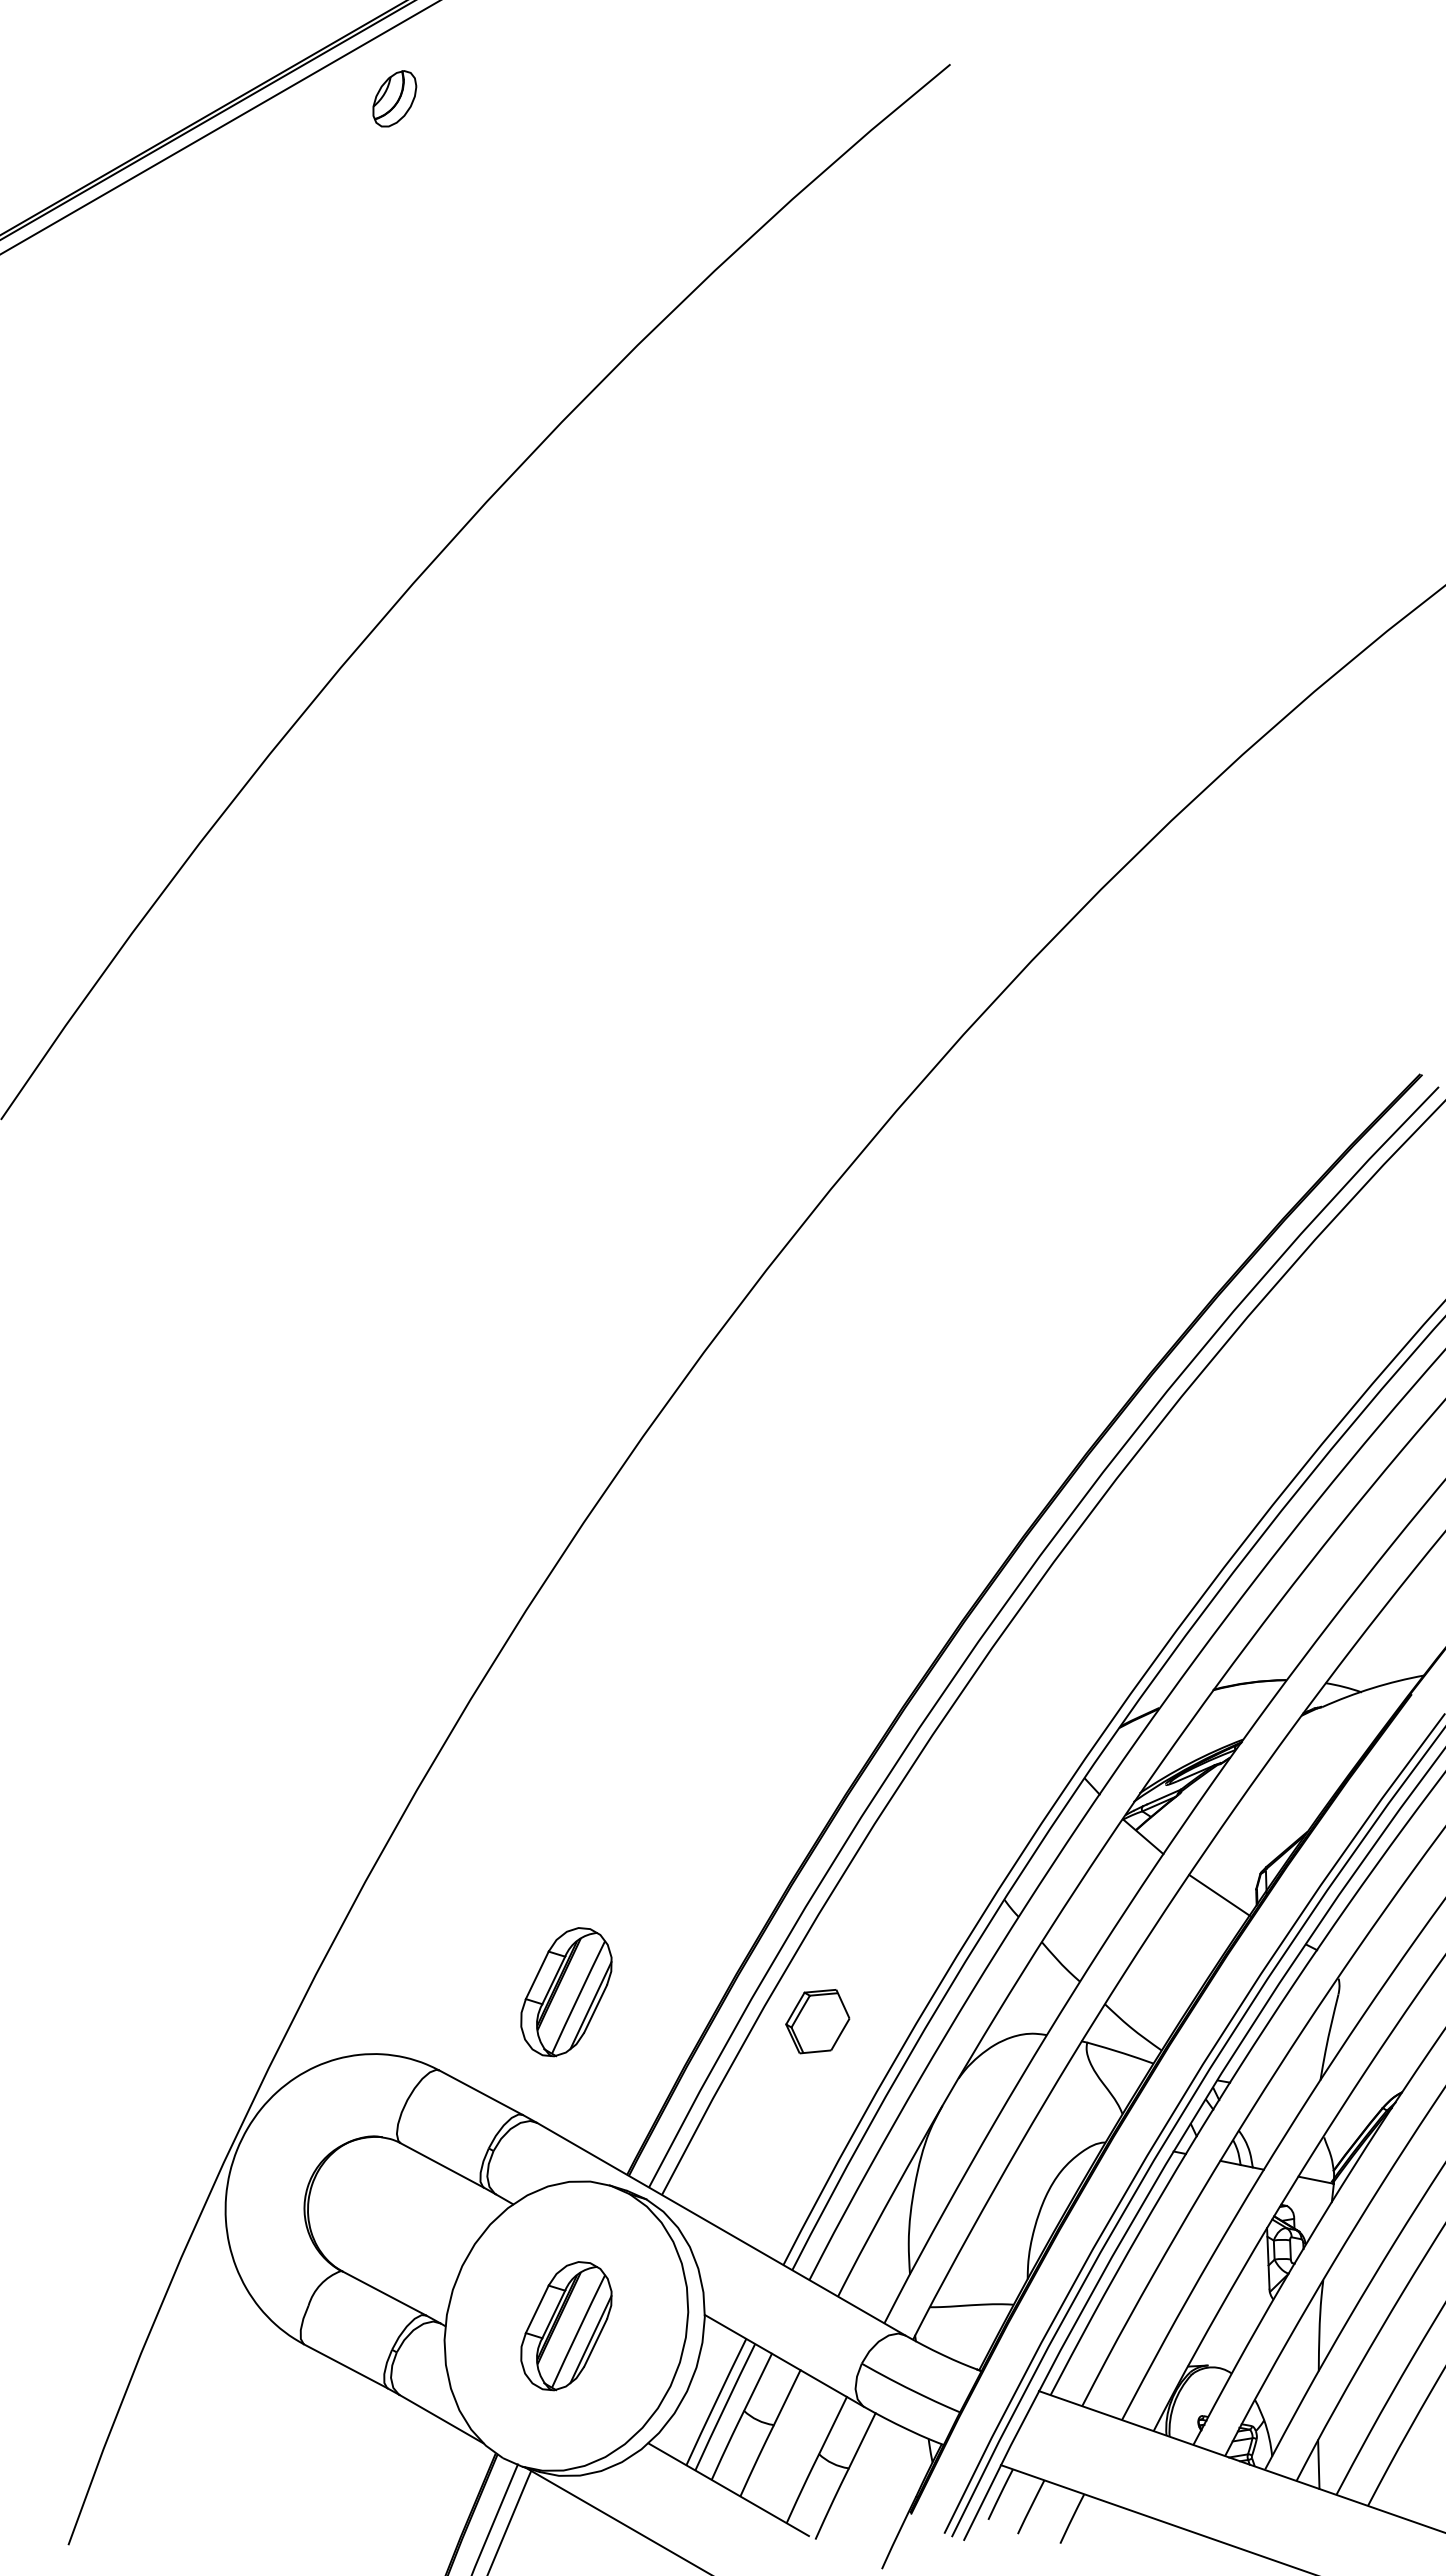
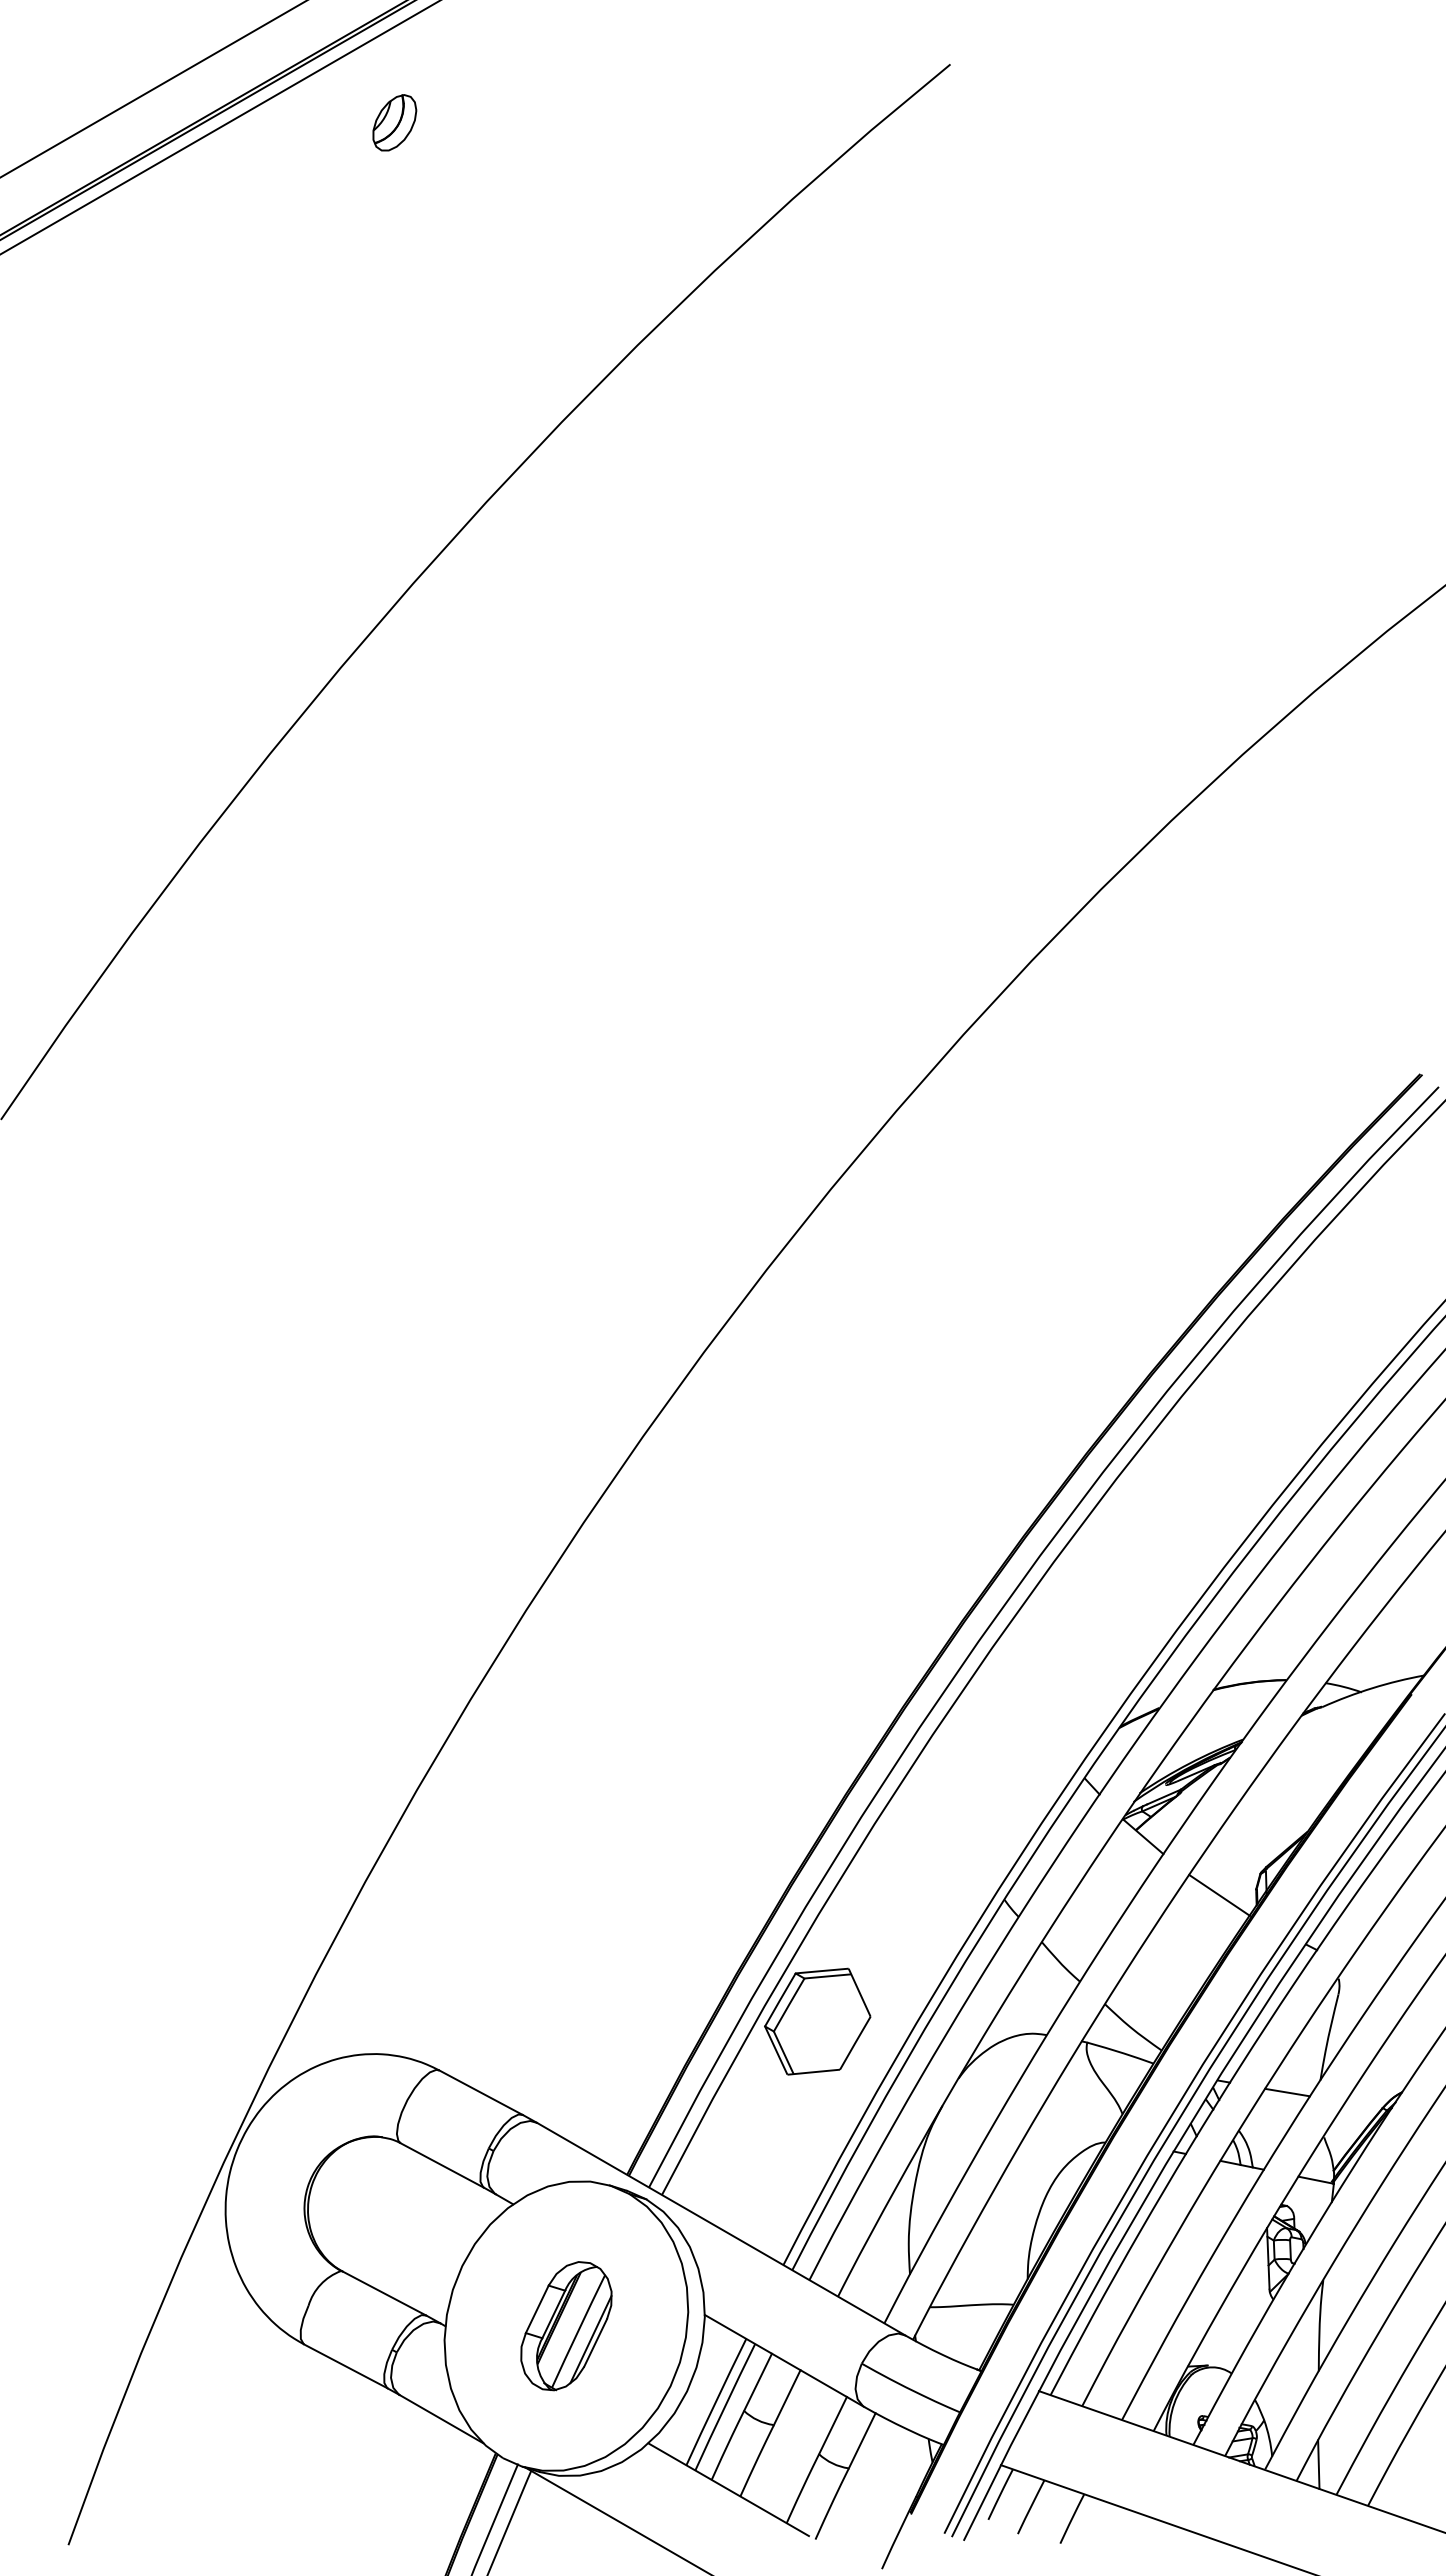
line: none -> present (152, 89)
part position: (394, 98) -> (394, 122) (394, 122)
part: present -> none (566, 1992)
part size: 66x66 px -> 108x109 px (817, 2021)
line: none -> present (1287, 2092)
